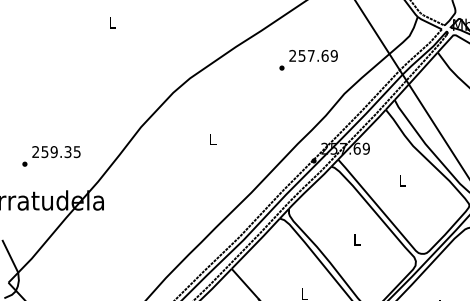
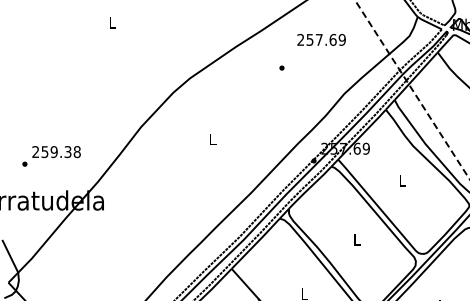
text position: (313, 55) -> (321, 39) (321, 39)
line: solid -> dashed (412, 90)
text: 259.35 -> 259.38 (76, 151)
